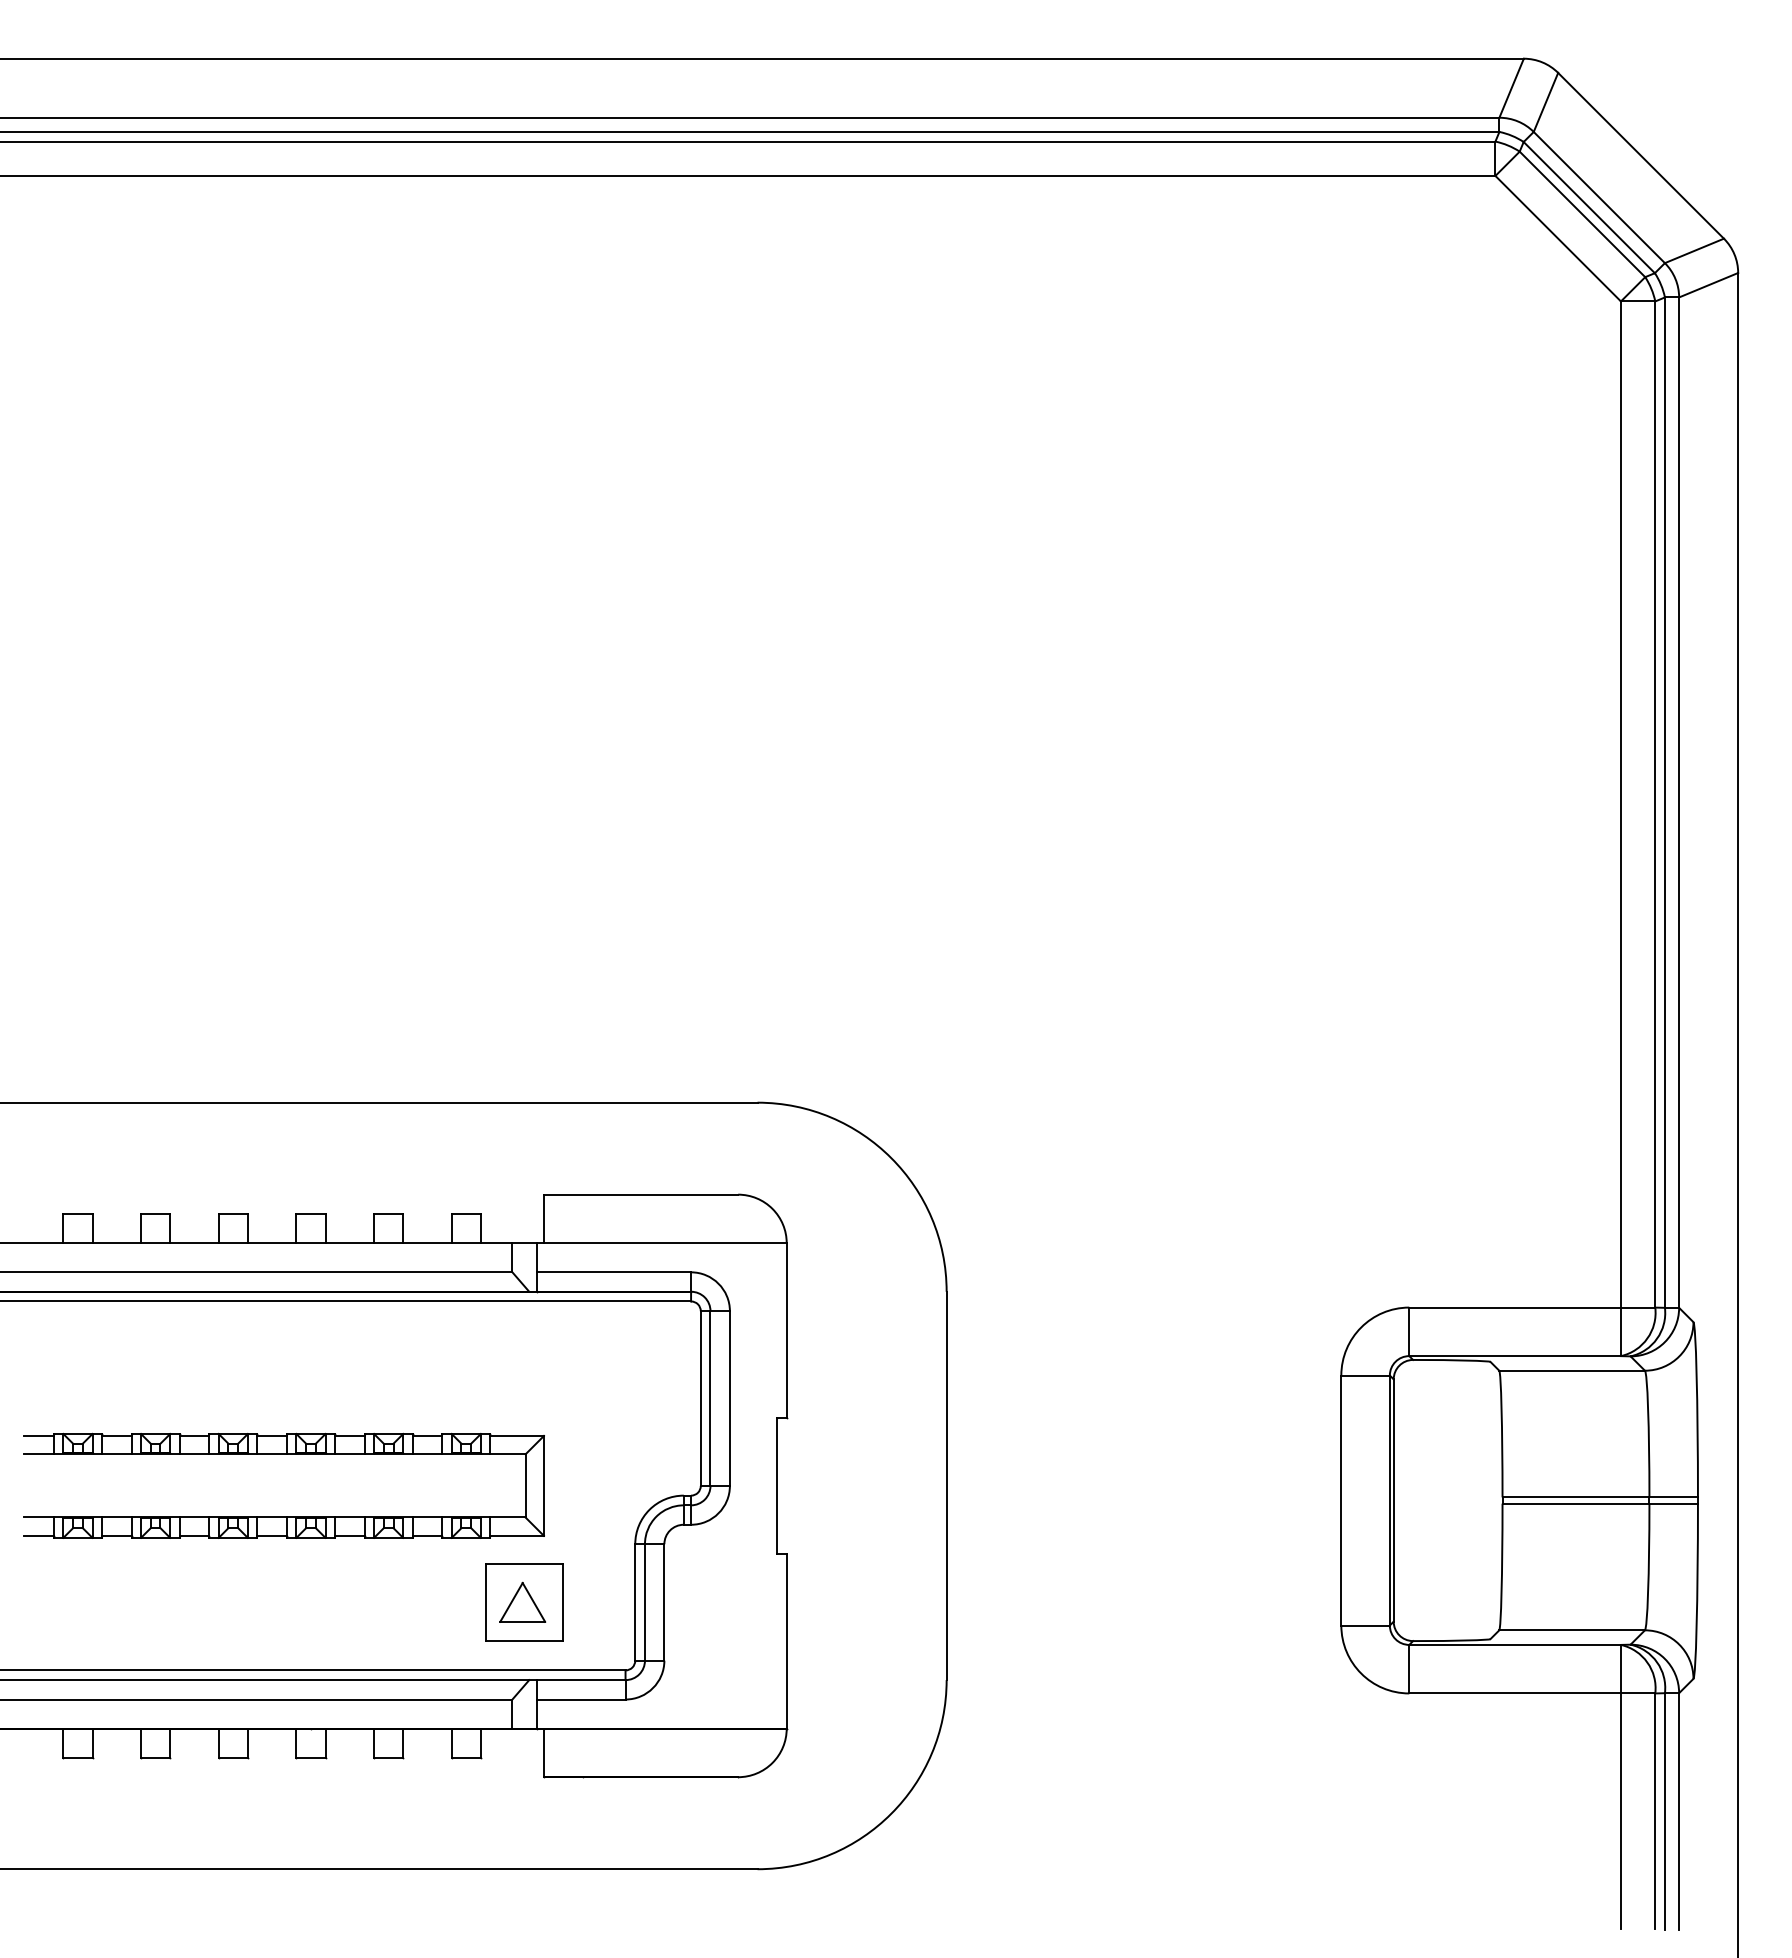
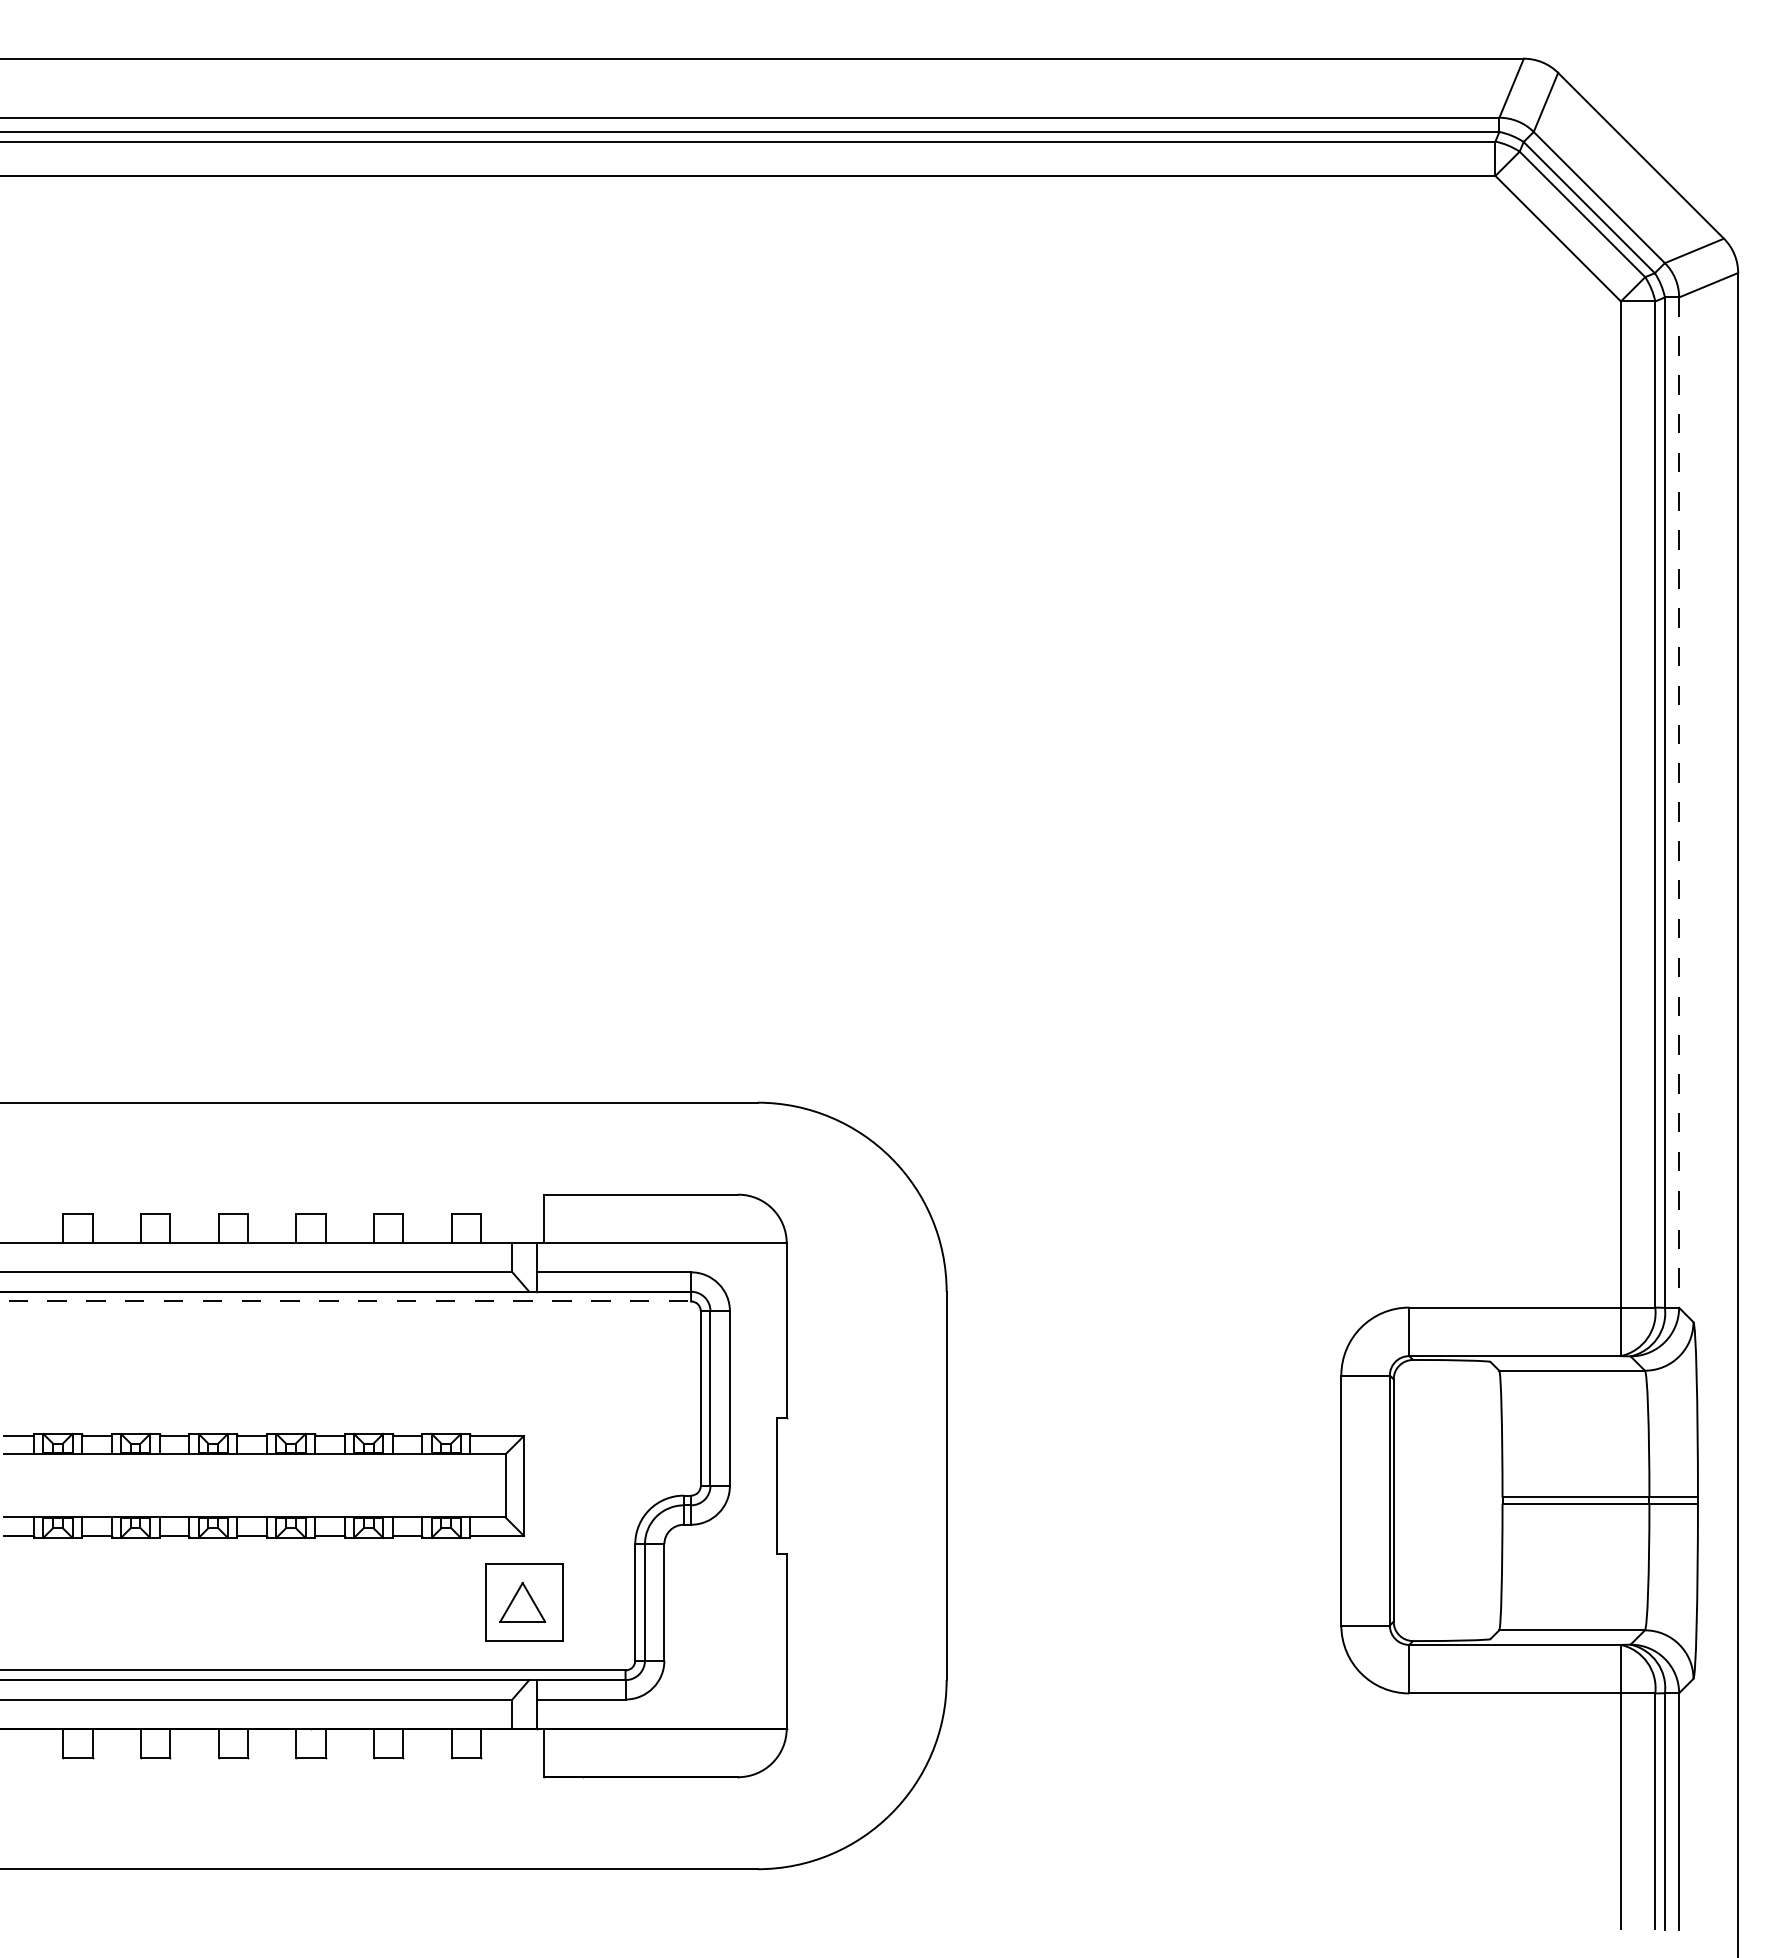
line: solid -> dashed (1679, 803)
line: solid -> dashed (346, 1301)
part position: (283, 1454) -> (263, 1454) (263, 1454)
